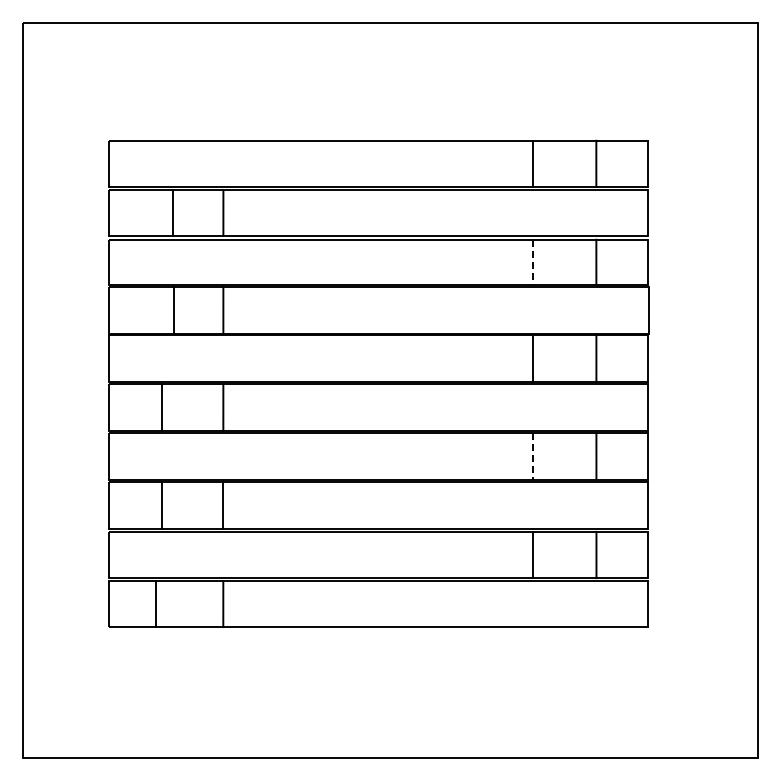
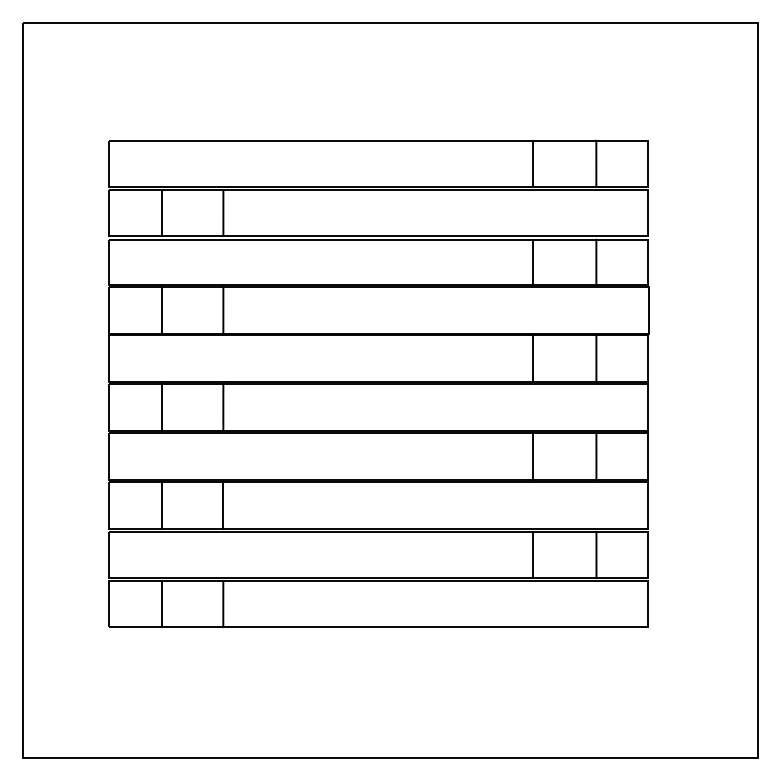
line position: (173, 212) -> (162, 212) (162, 212)
line: dashed -> solid (533, 262)
line position: (174, 310) -> (162, 310) (162, 310)
line: dashed -> solid (533, 457)
line position: (156, 603) -> (162, 603) (162, 603)
